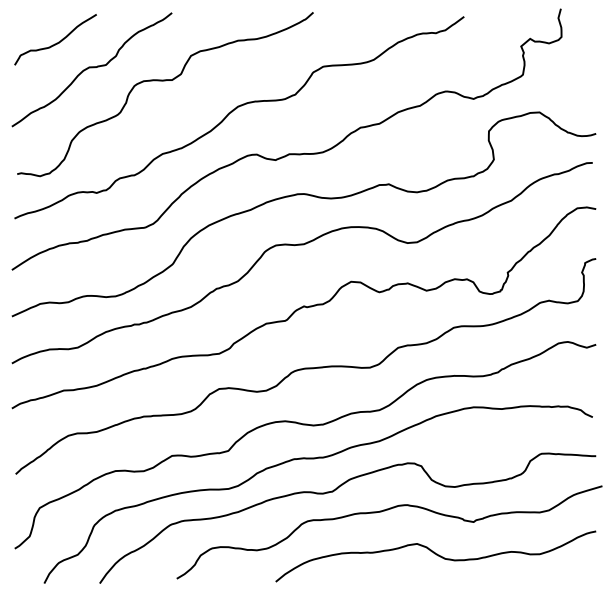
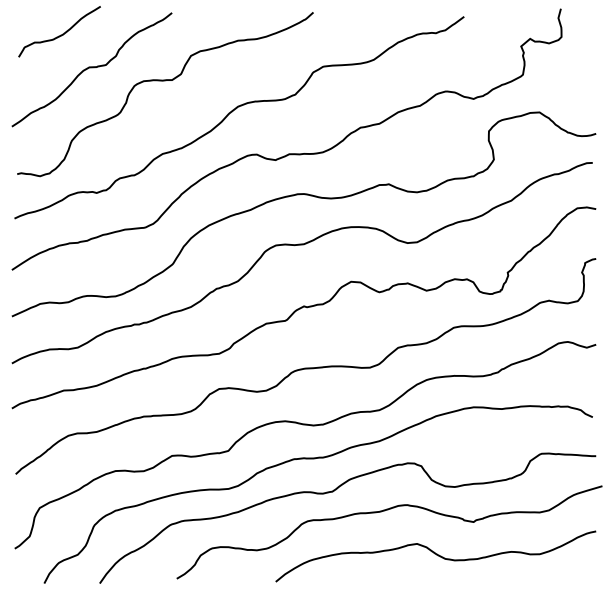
curve position: (56, 42) -> (60, 34) (60, 34)
